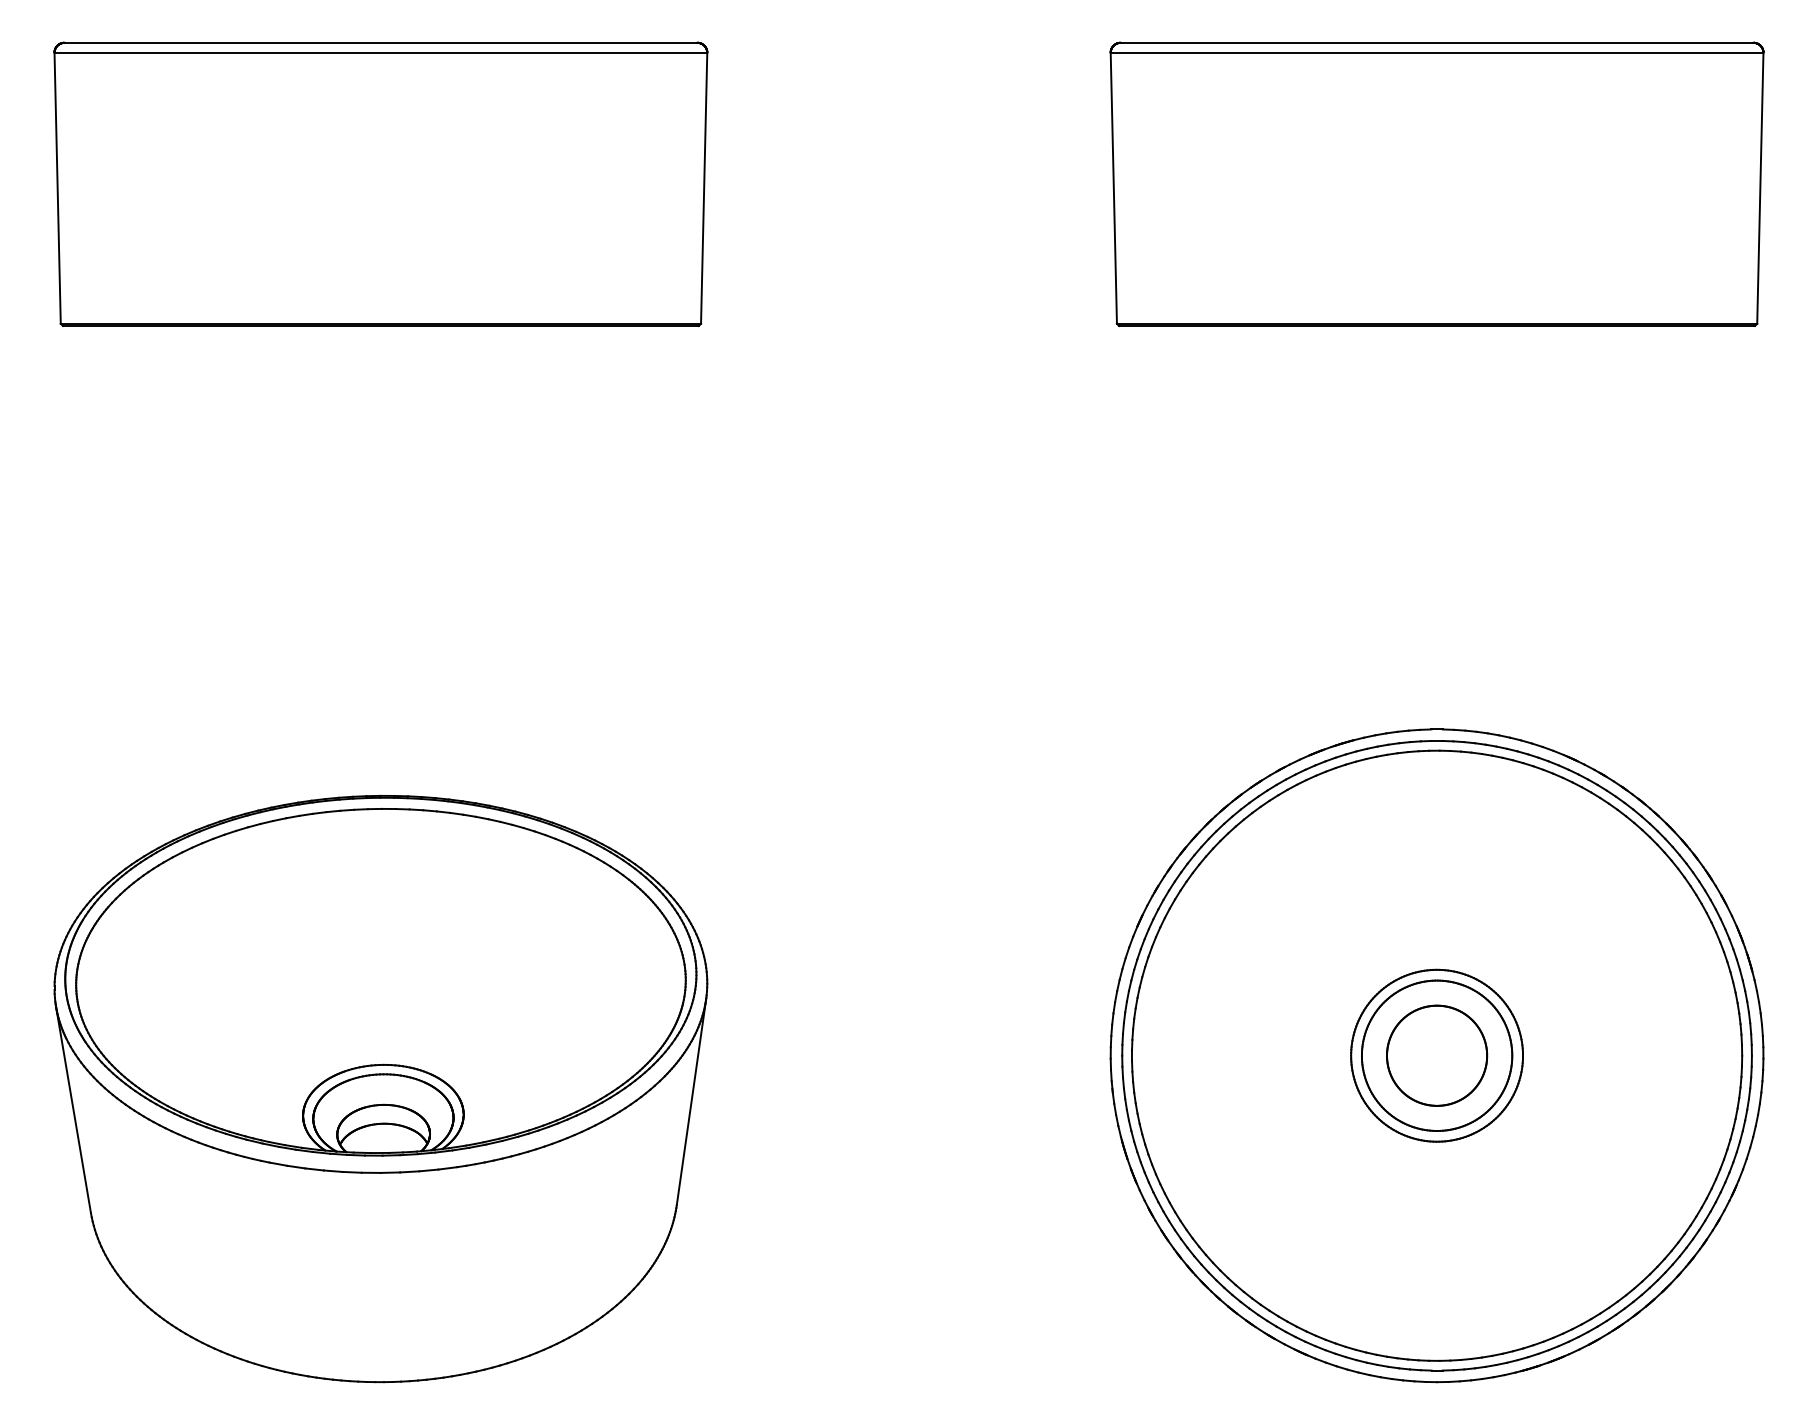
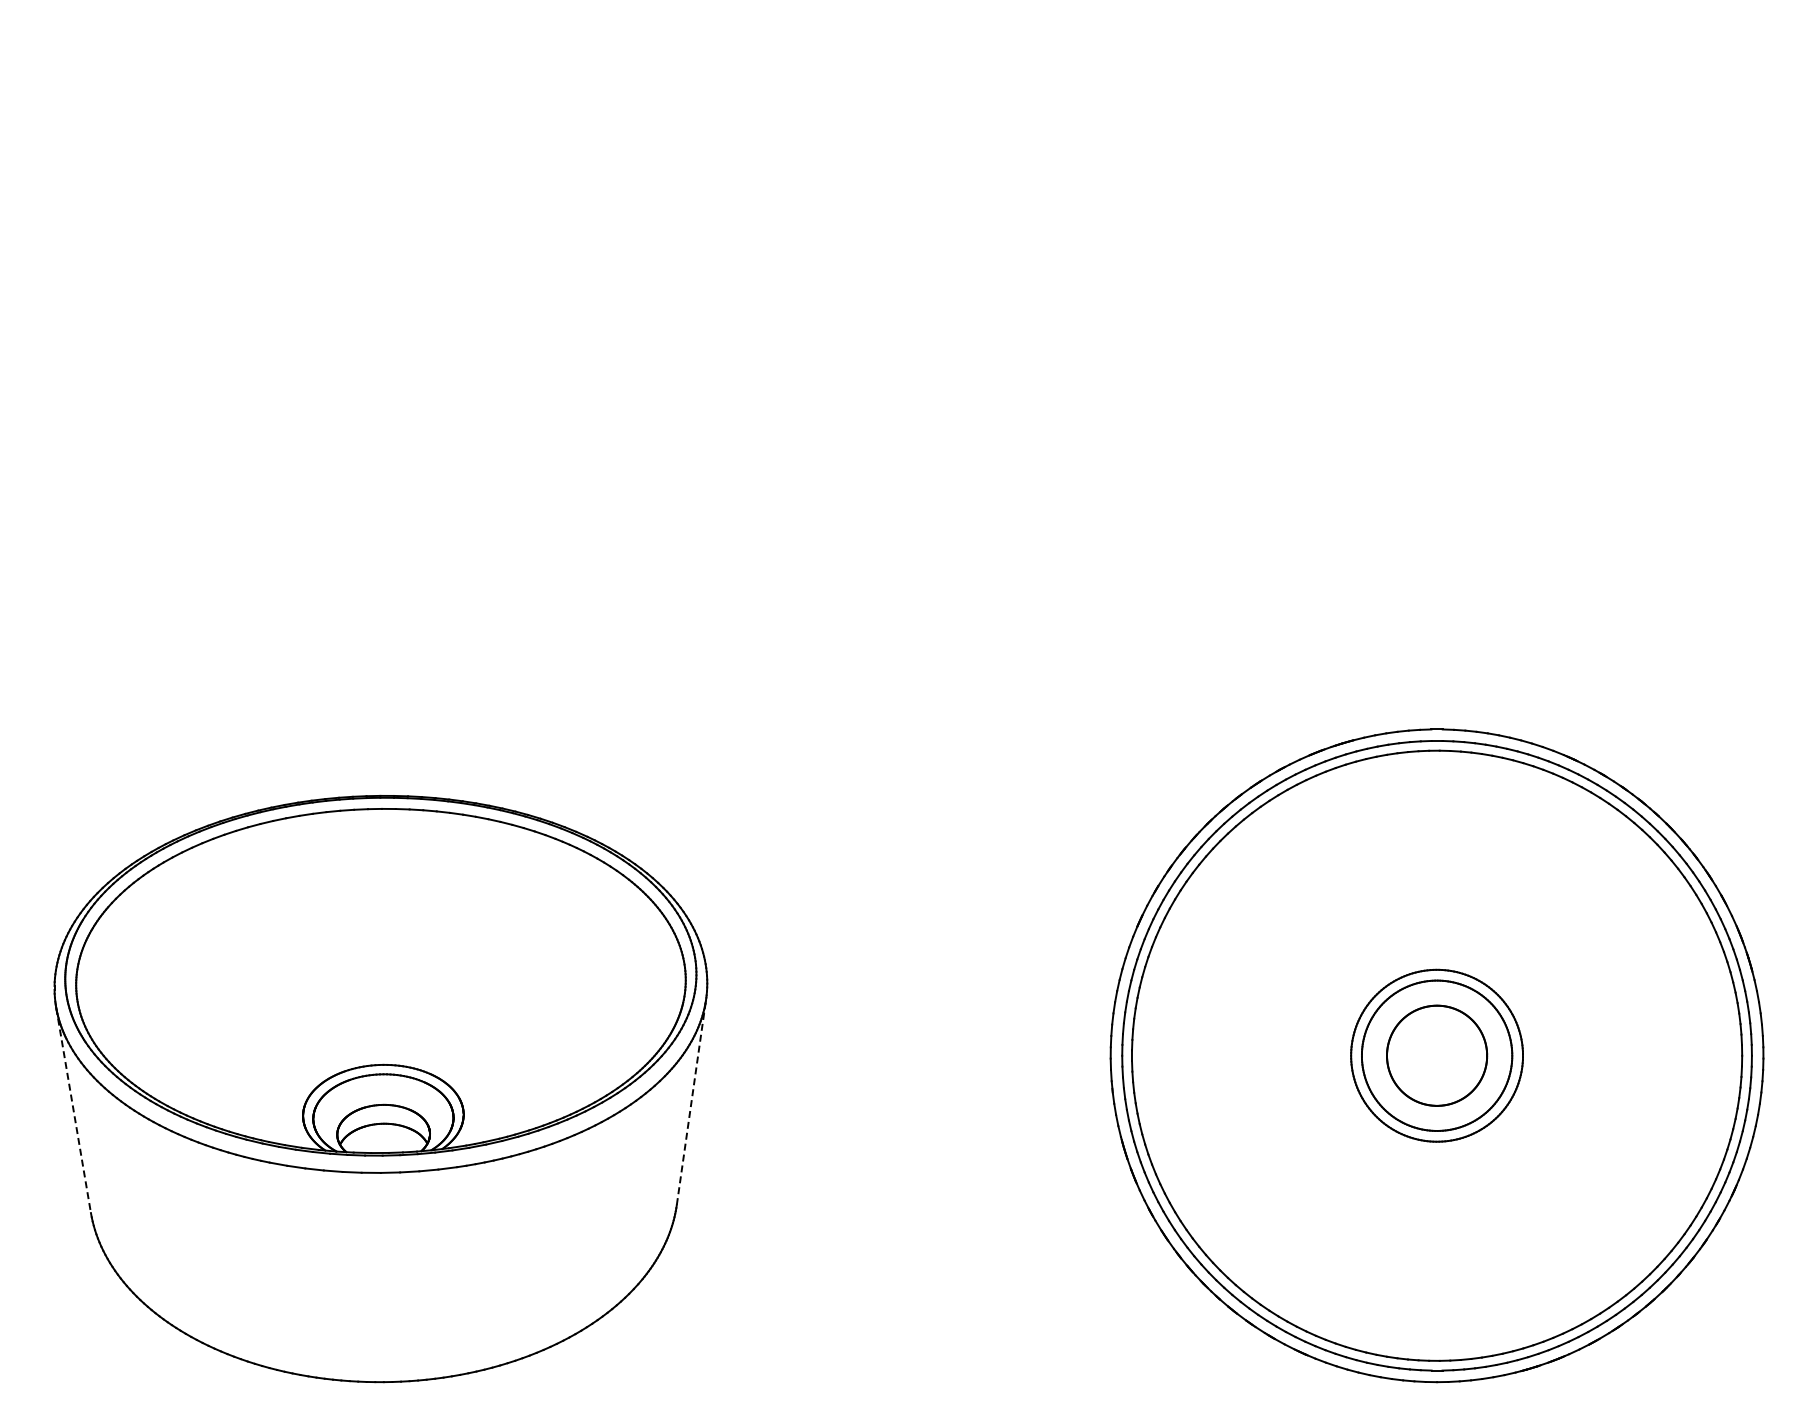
part: present -> none (380, 183)
part: present -> none (1436, 183)
line: solid -> dashed (691, 1102)
line: solid -> dashed (73, 1110)
